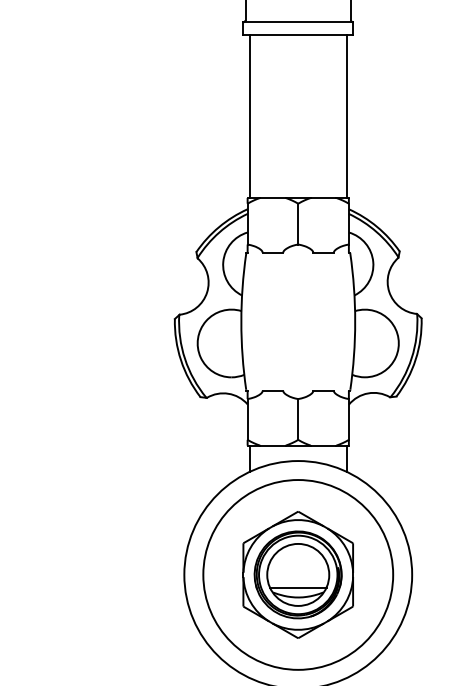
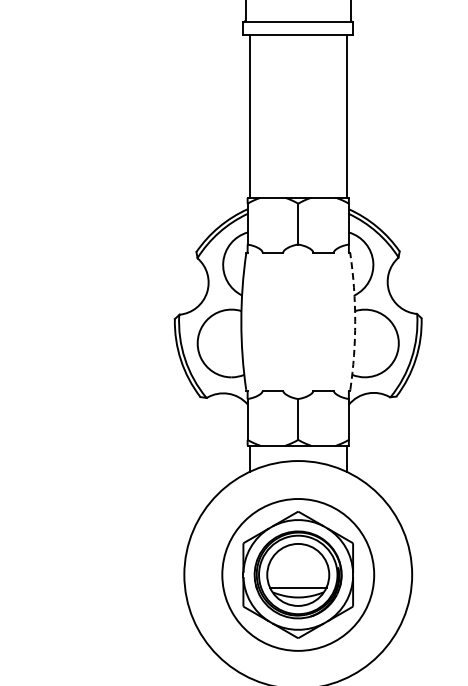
arc: solid -> dashed (355, 321)
circle diameter: 190 px -> 152 px (298, 574)
